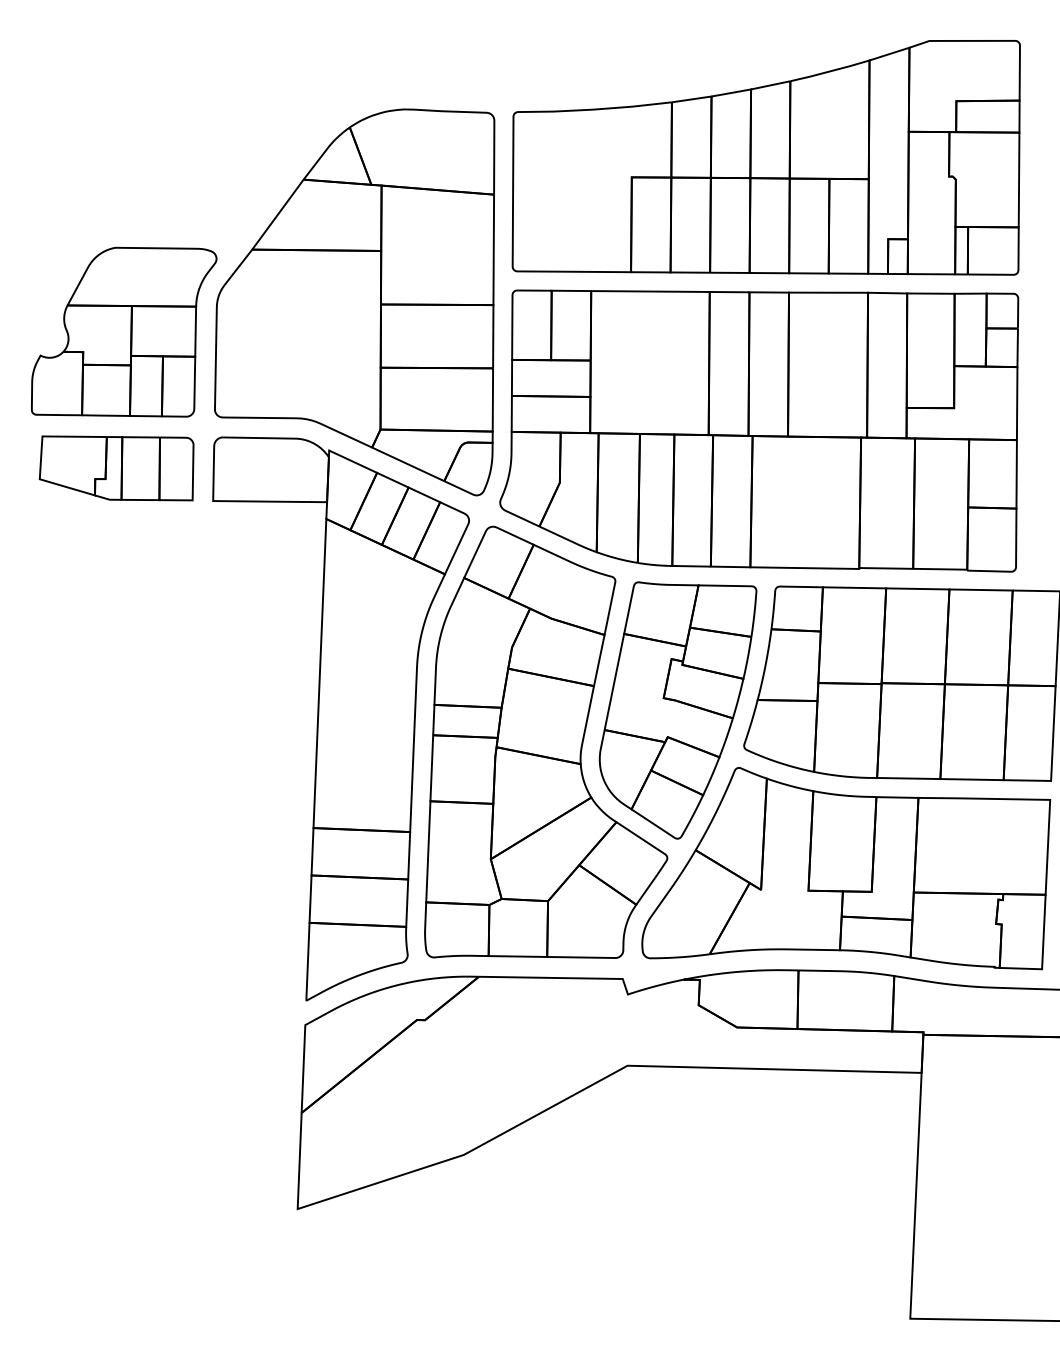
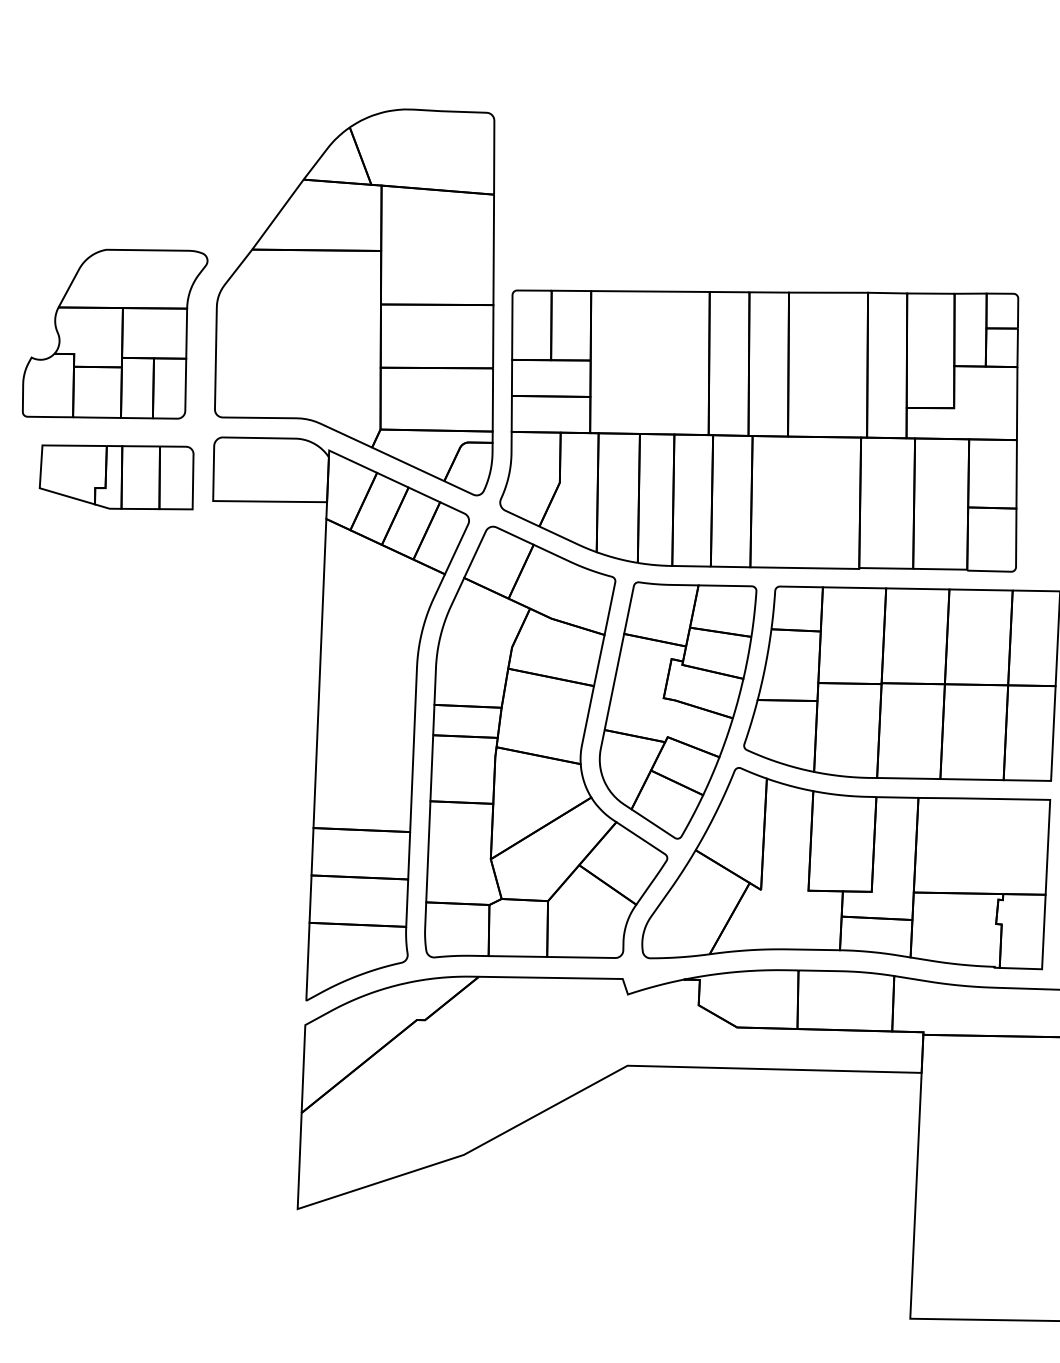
part: present -> none (765, 157)
part position: (124, 331) -> (115, 333) (115, 333)
part position: (116, 468) -> (116, 477) (116, 477)
